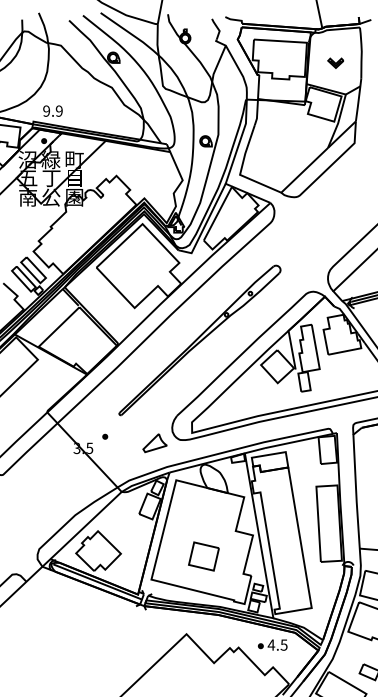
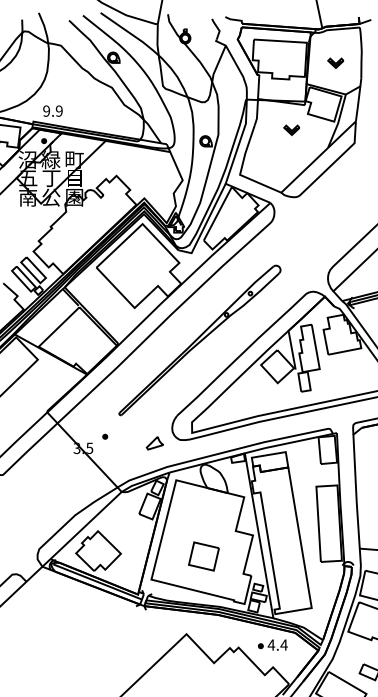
part: none -> present (291, 129)
part size: 26x21 px -> 19x15 px (154, 443)
text: 4.5 -> 4.4 (283, 644)
